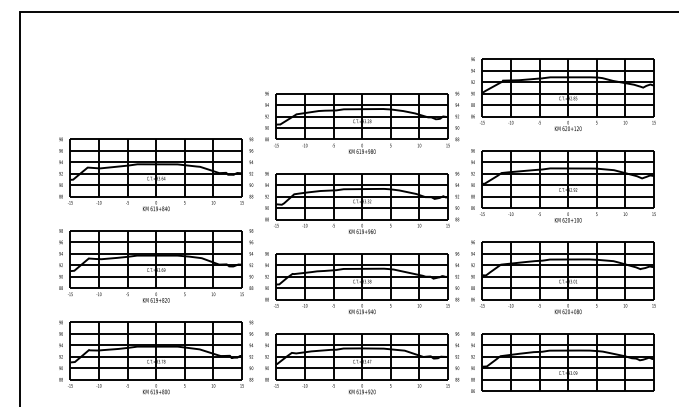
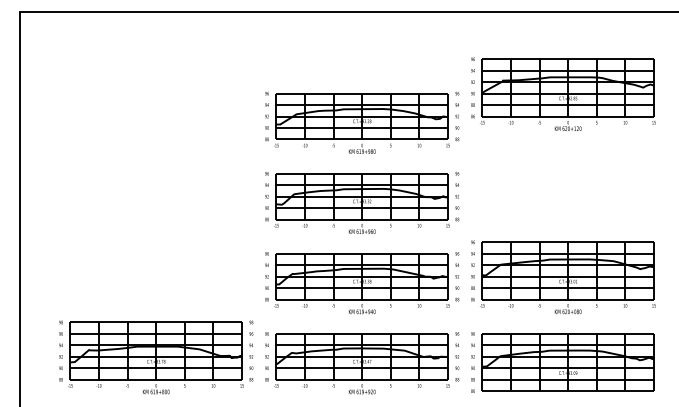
part: present -> none (156, 174)
part: present -> none (563, 185)
part: present -> none (156, 265)
